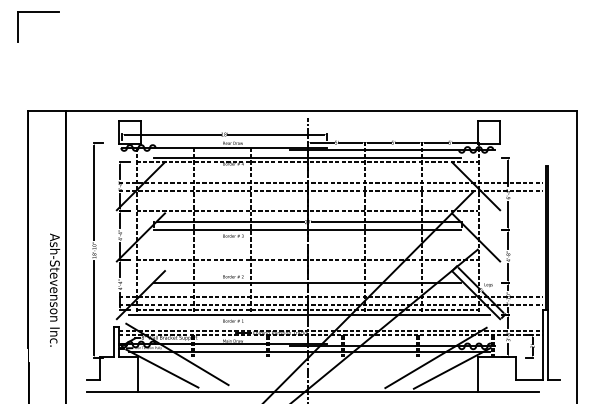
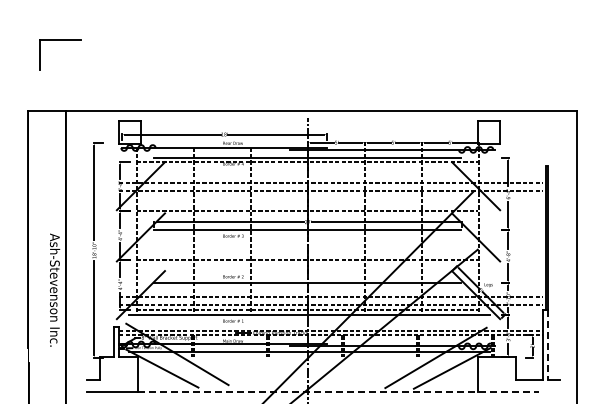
part position: (38, 12) -> (60, 40) (60, 40)
line: solid -> dashed (548, 345)
line: solid -> dashed (339, 391)
